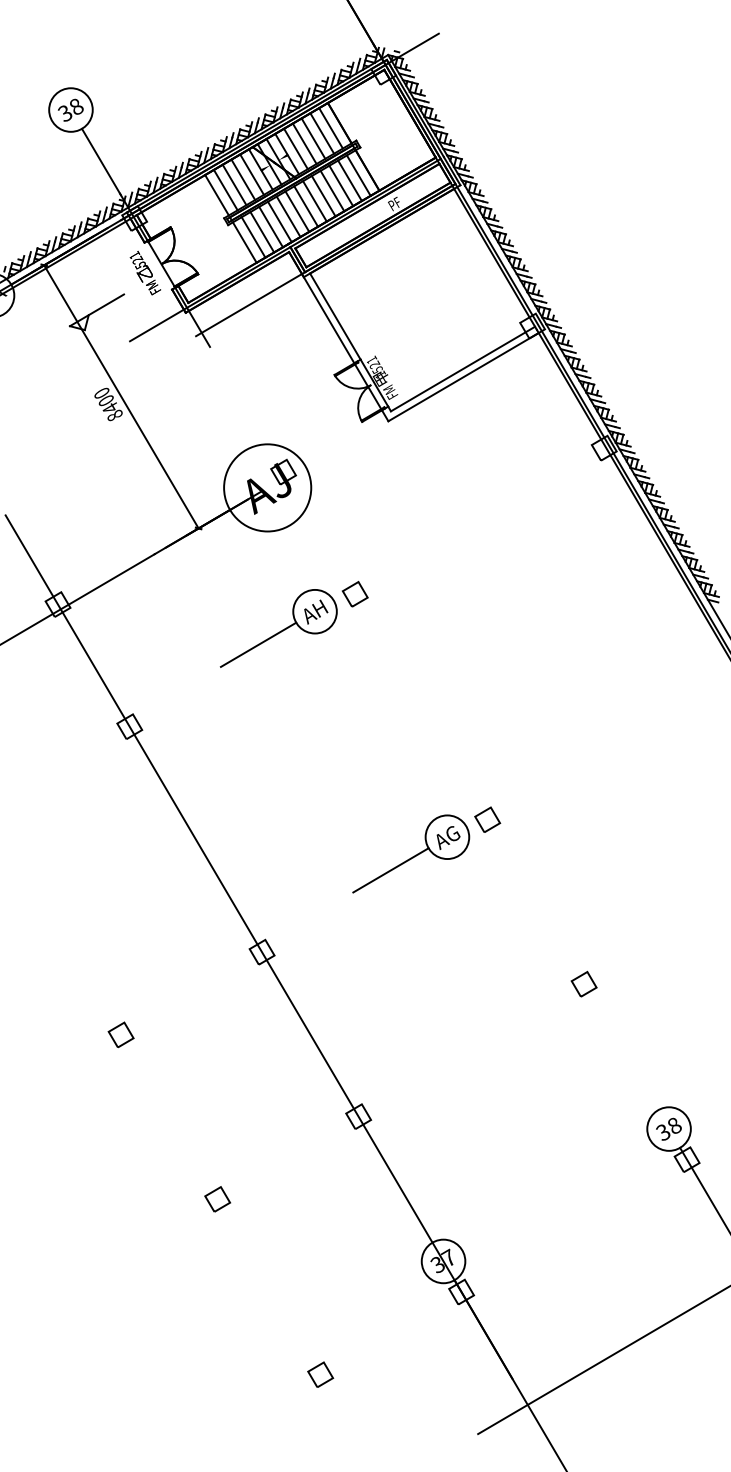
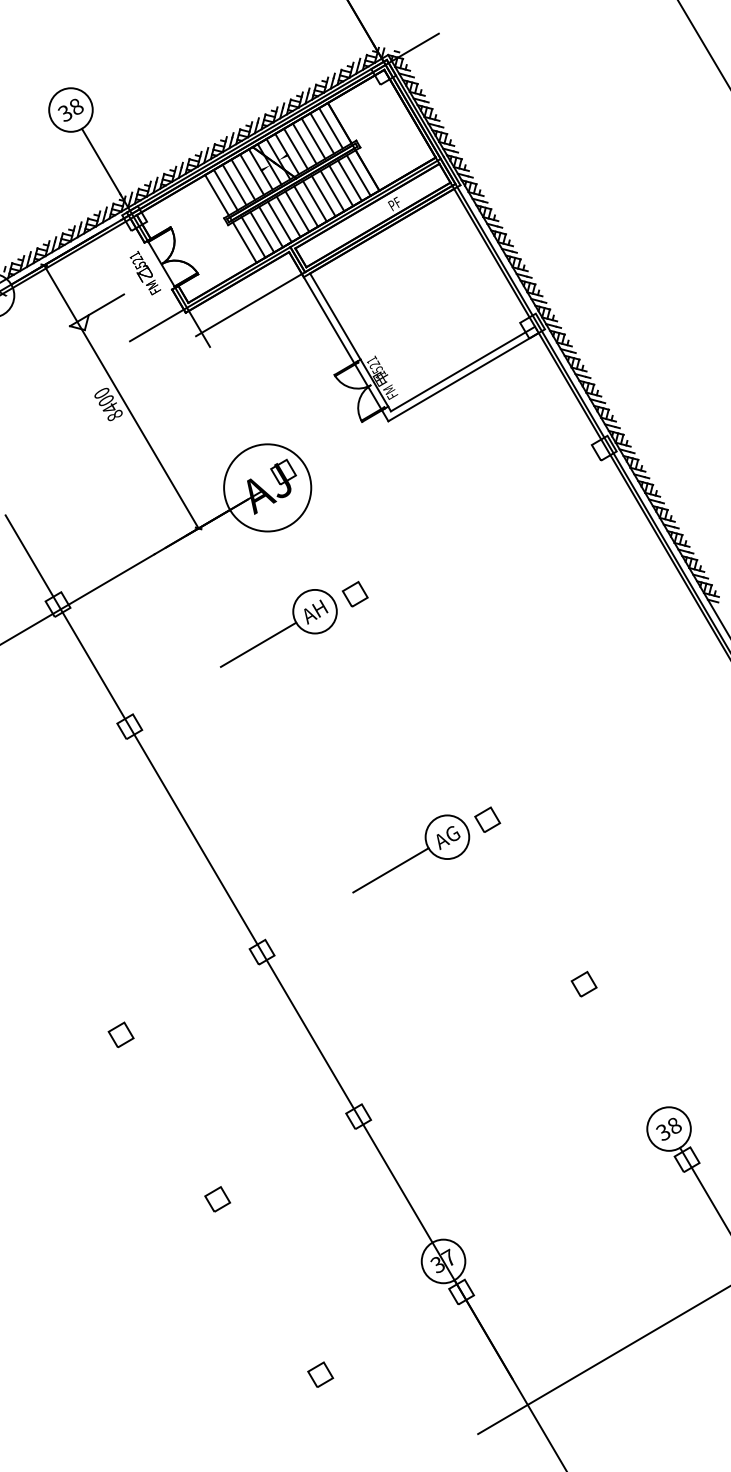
line: none -> present (703, 43)
